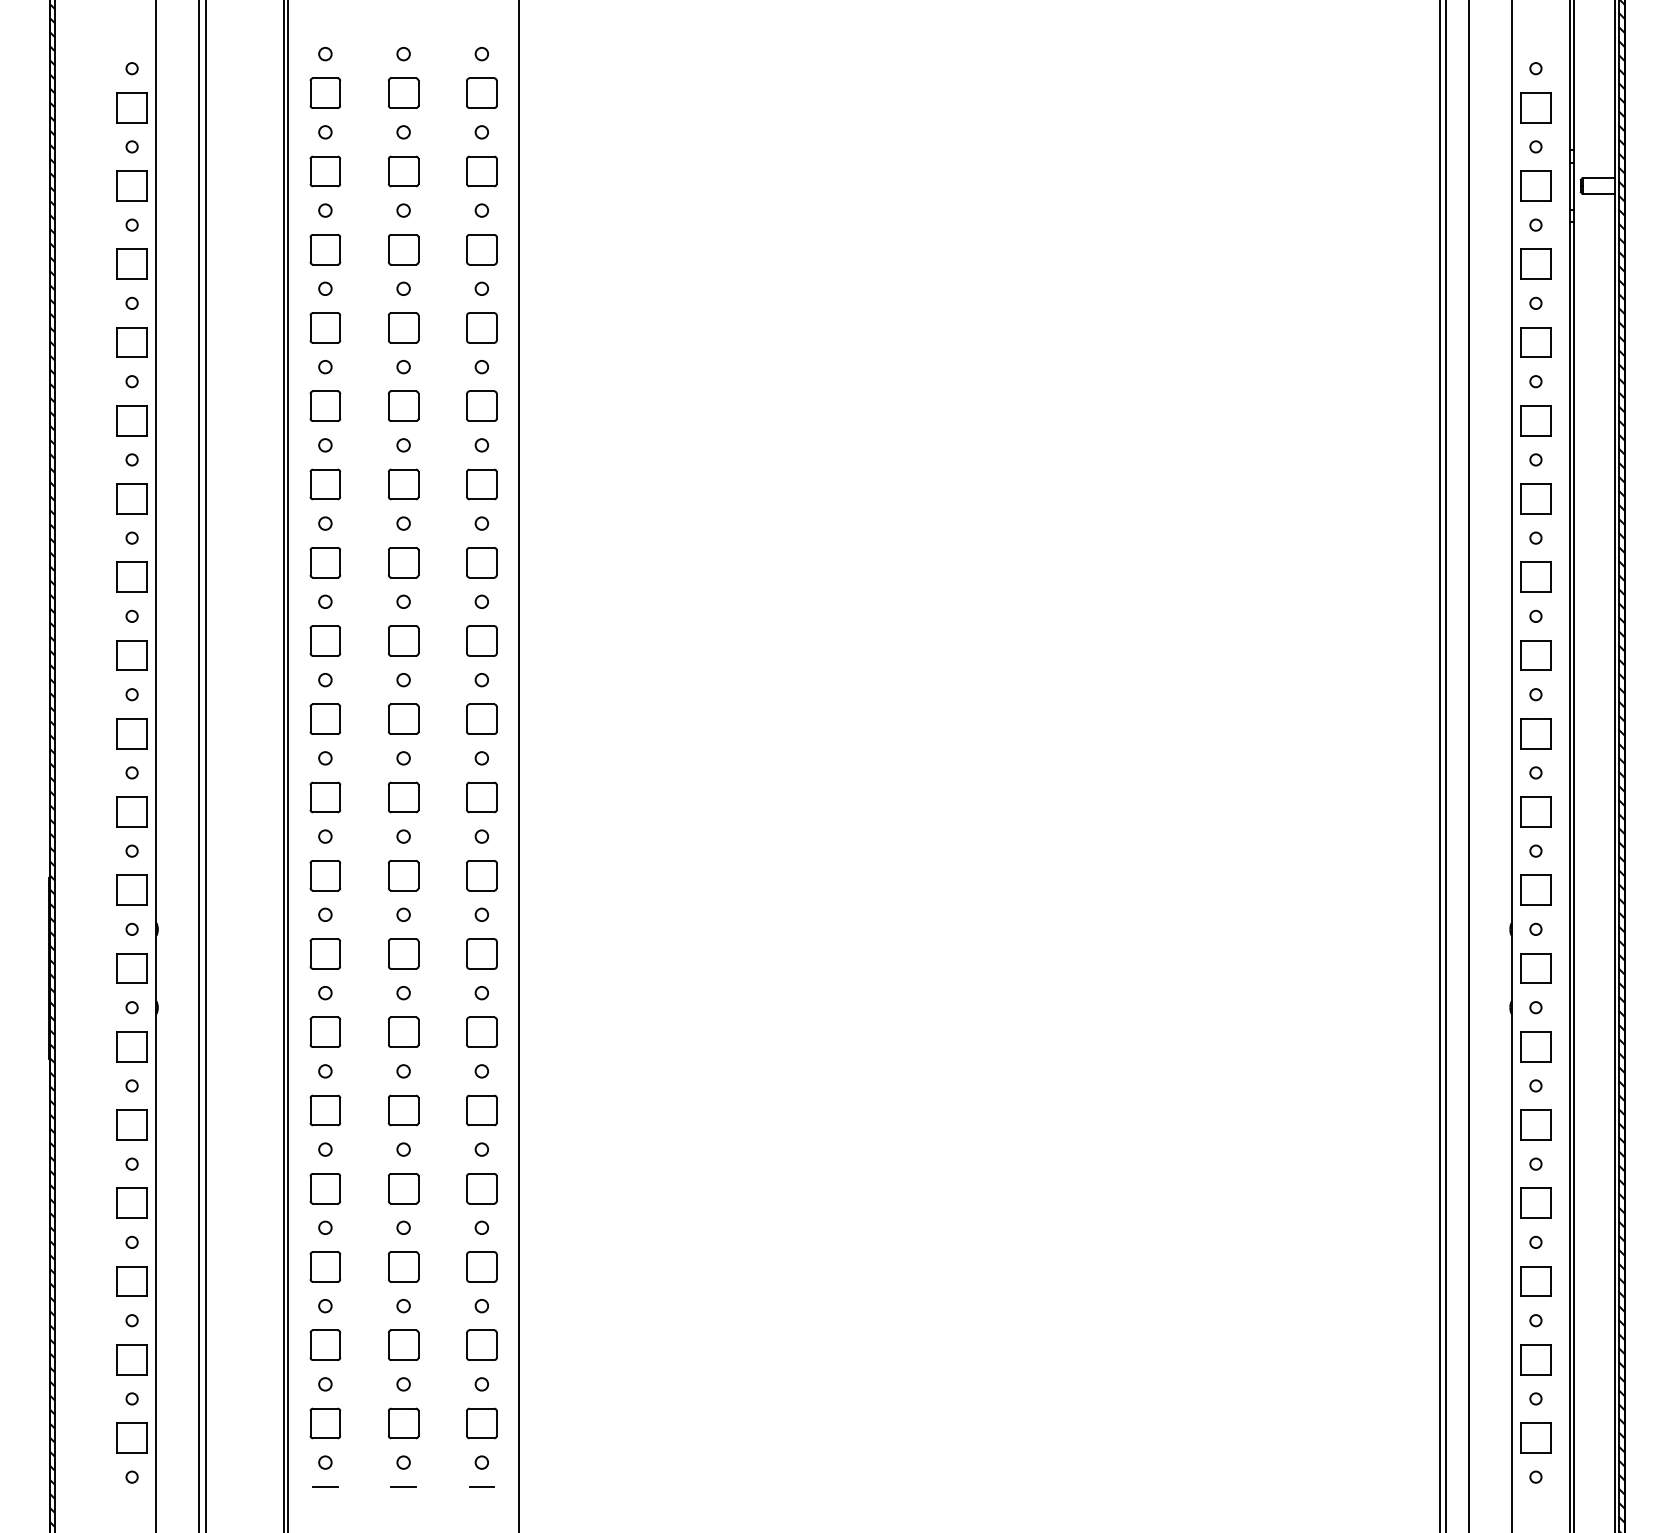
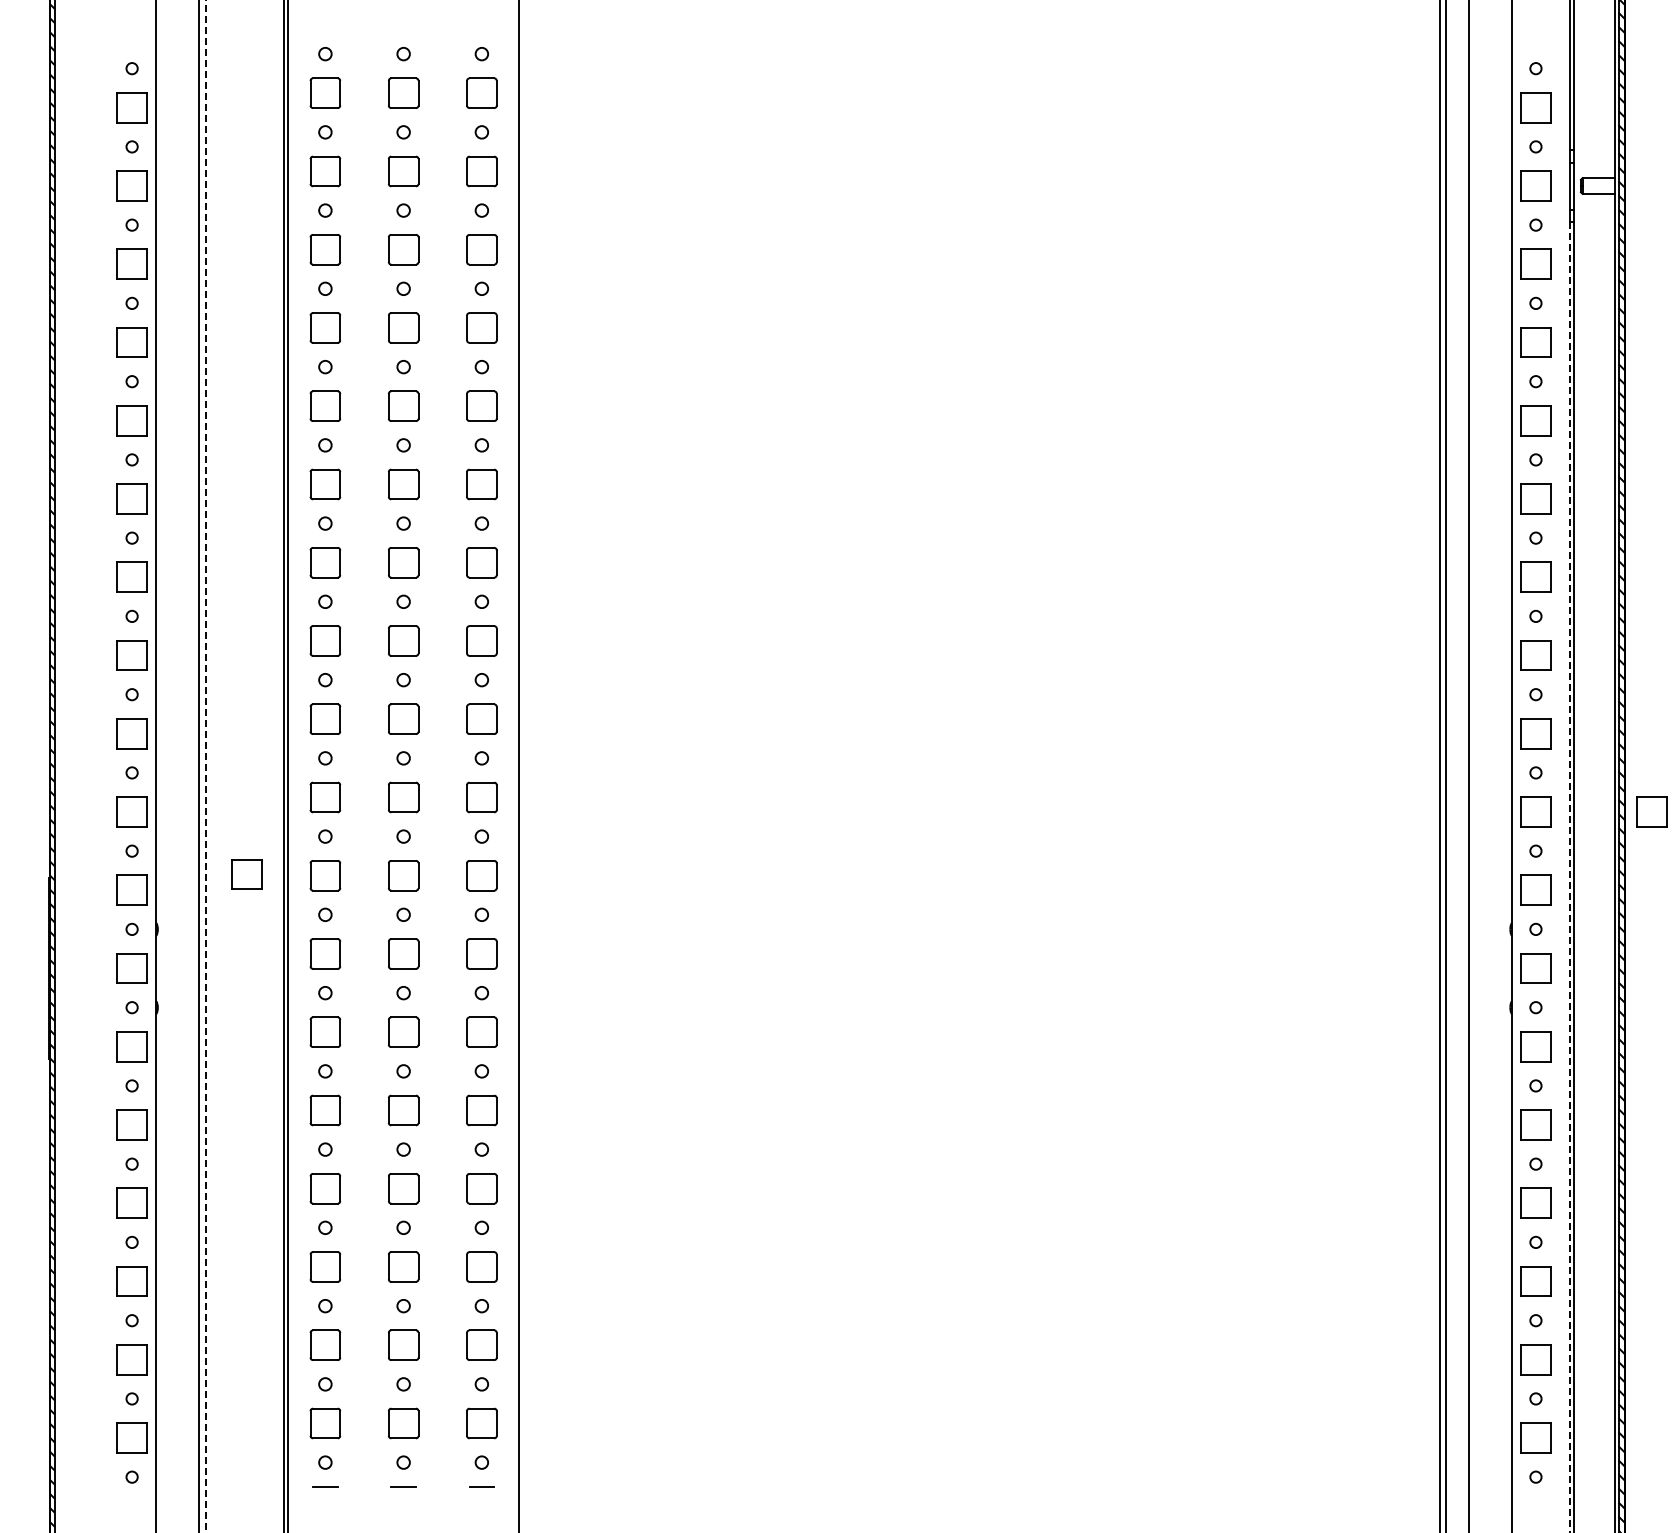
line: solid -> dashed (205, 766)
part: none -> present (1651, 811)
part: none -> present (246, 874)
line: solid -> dashed (1569, 877)
